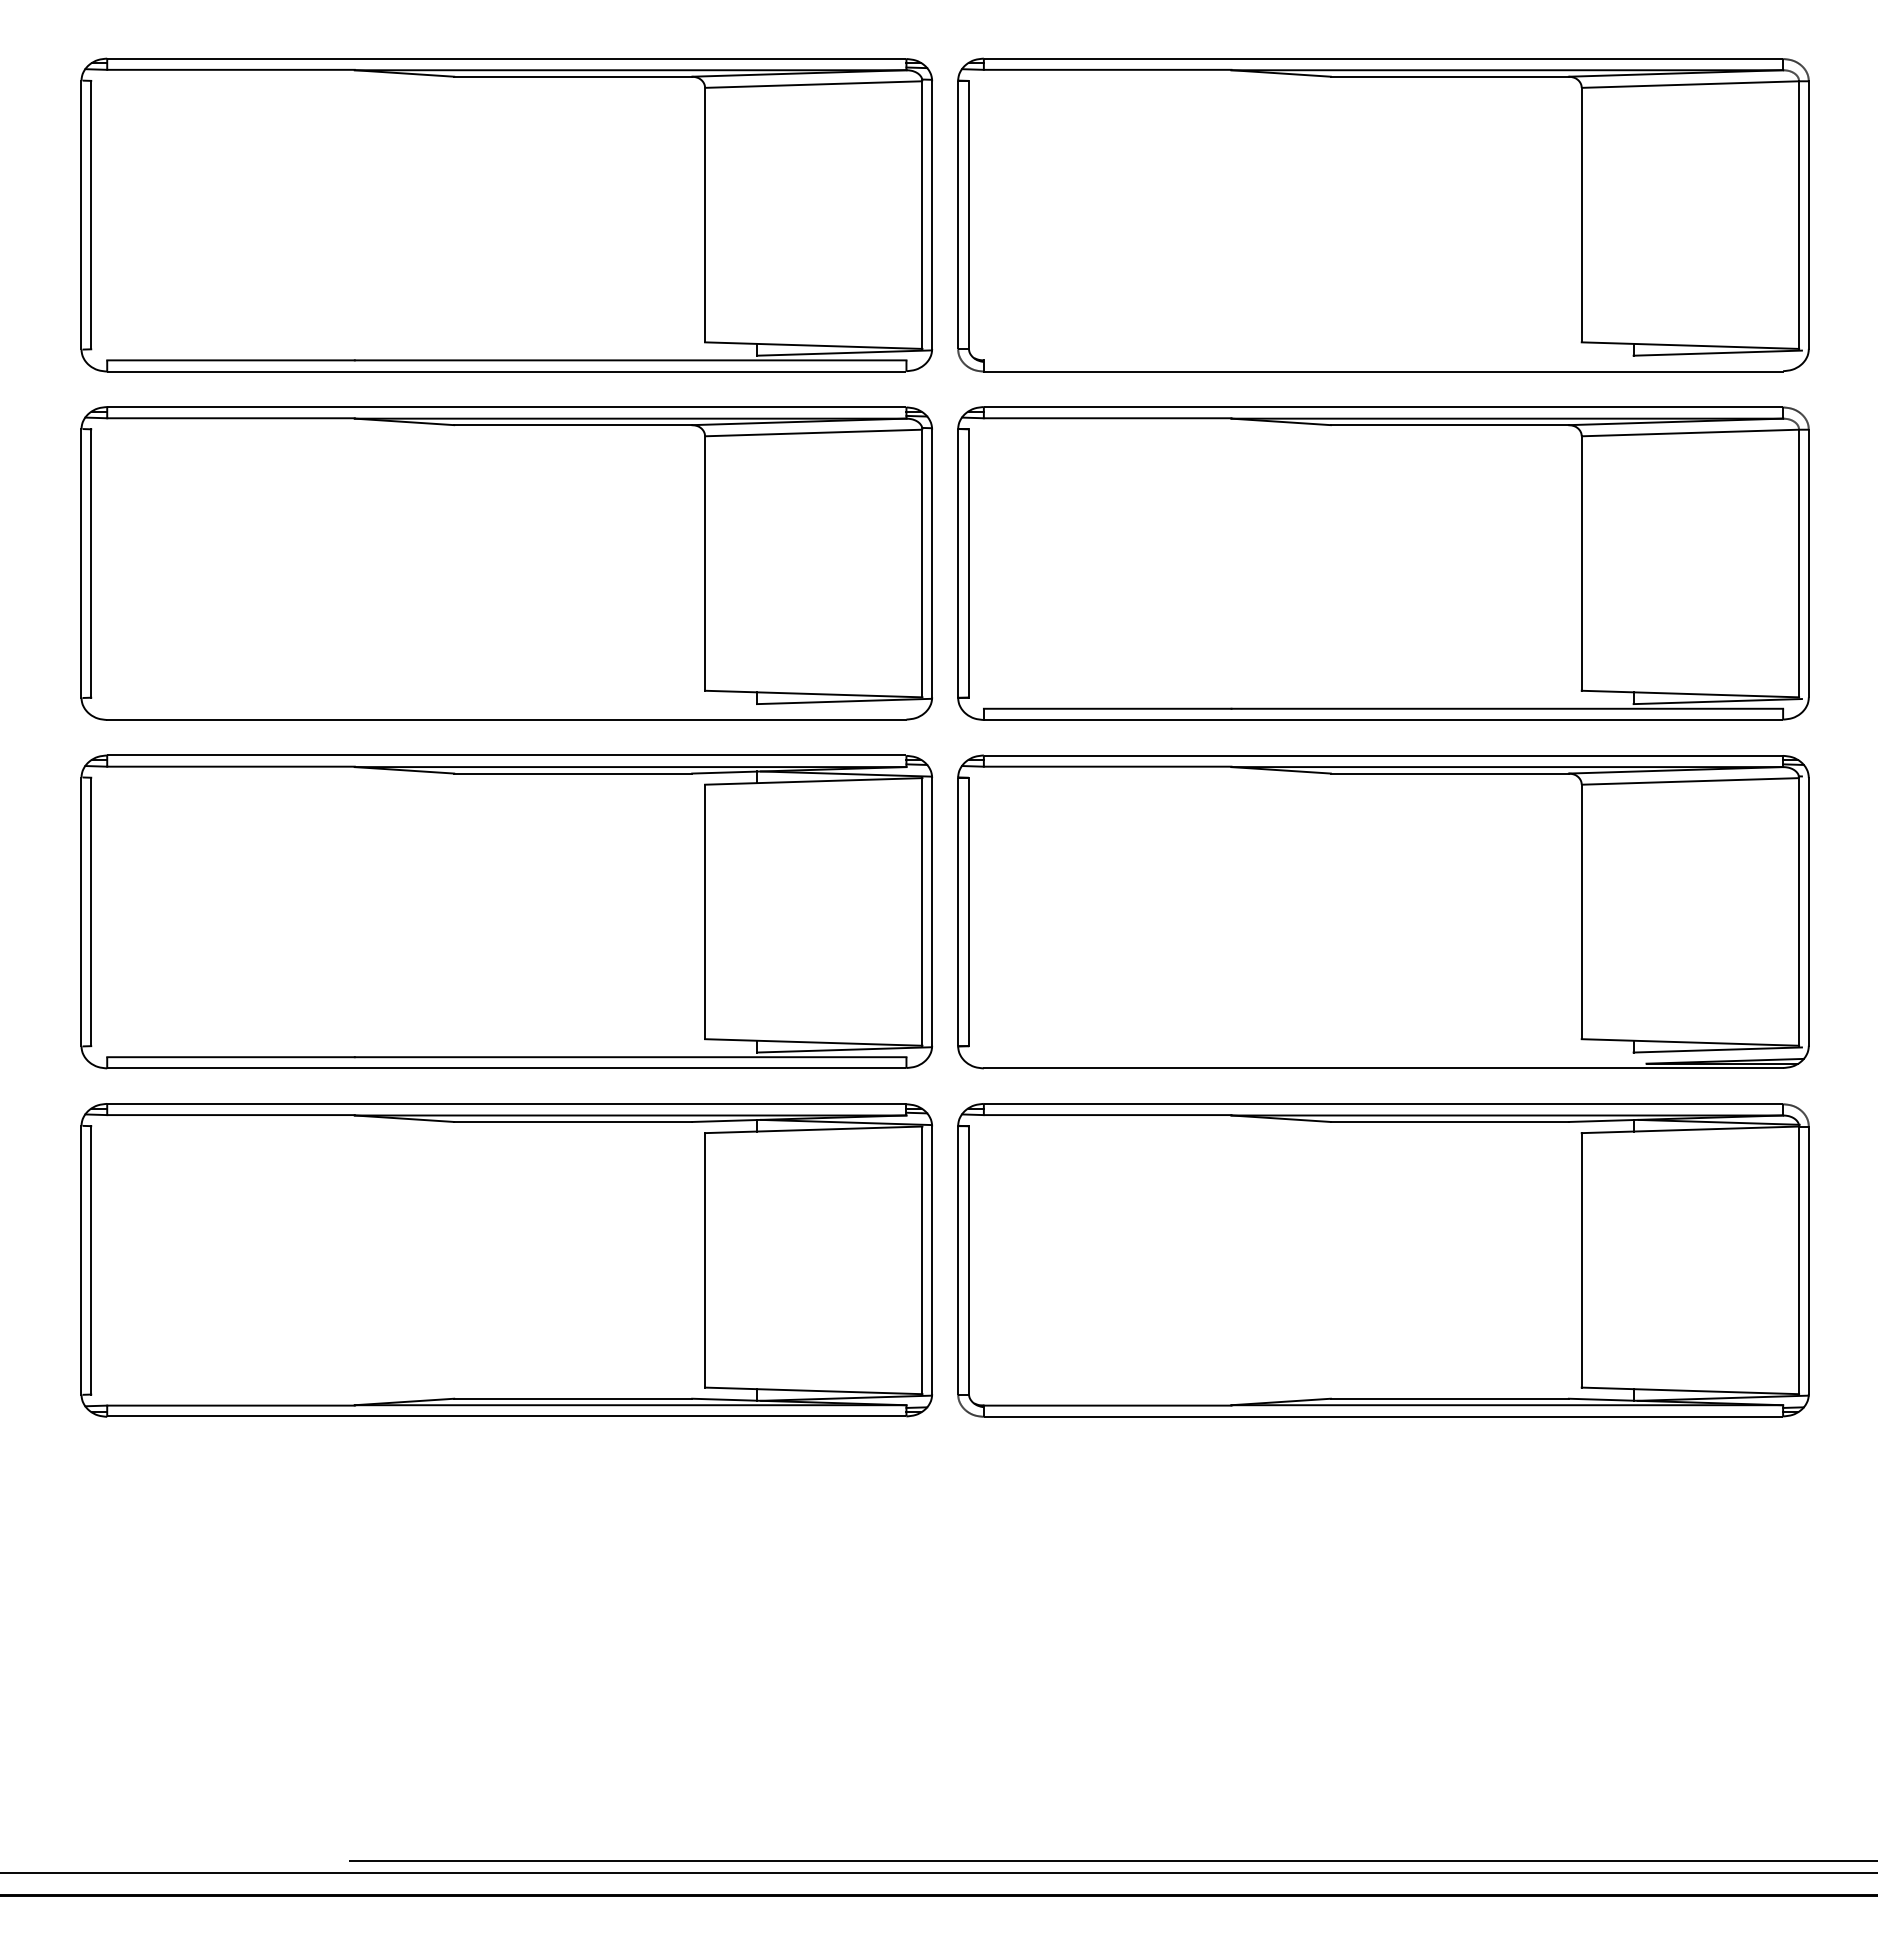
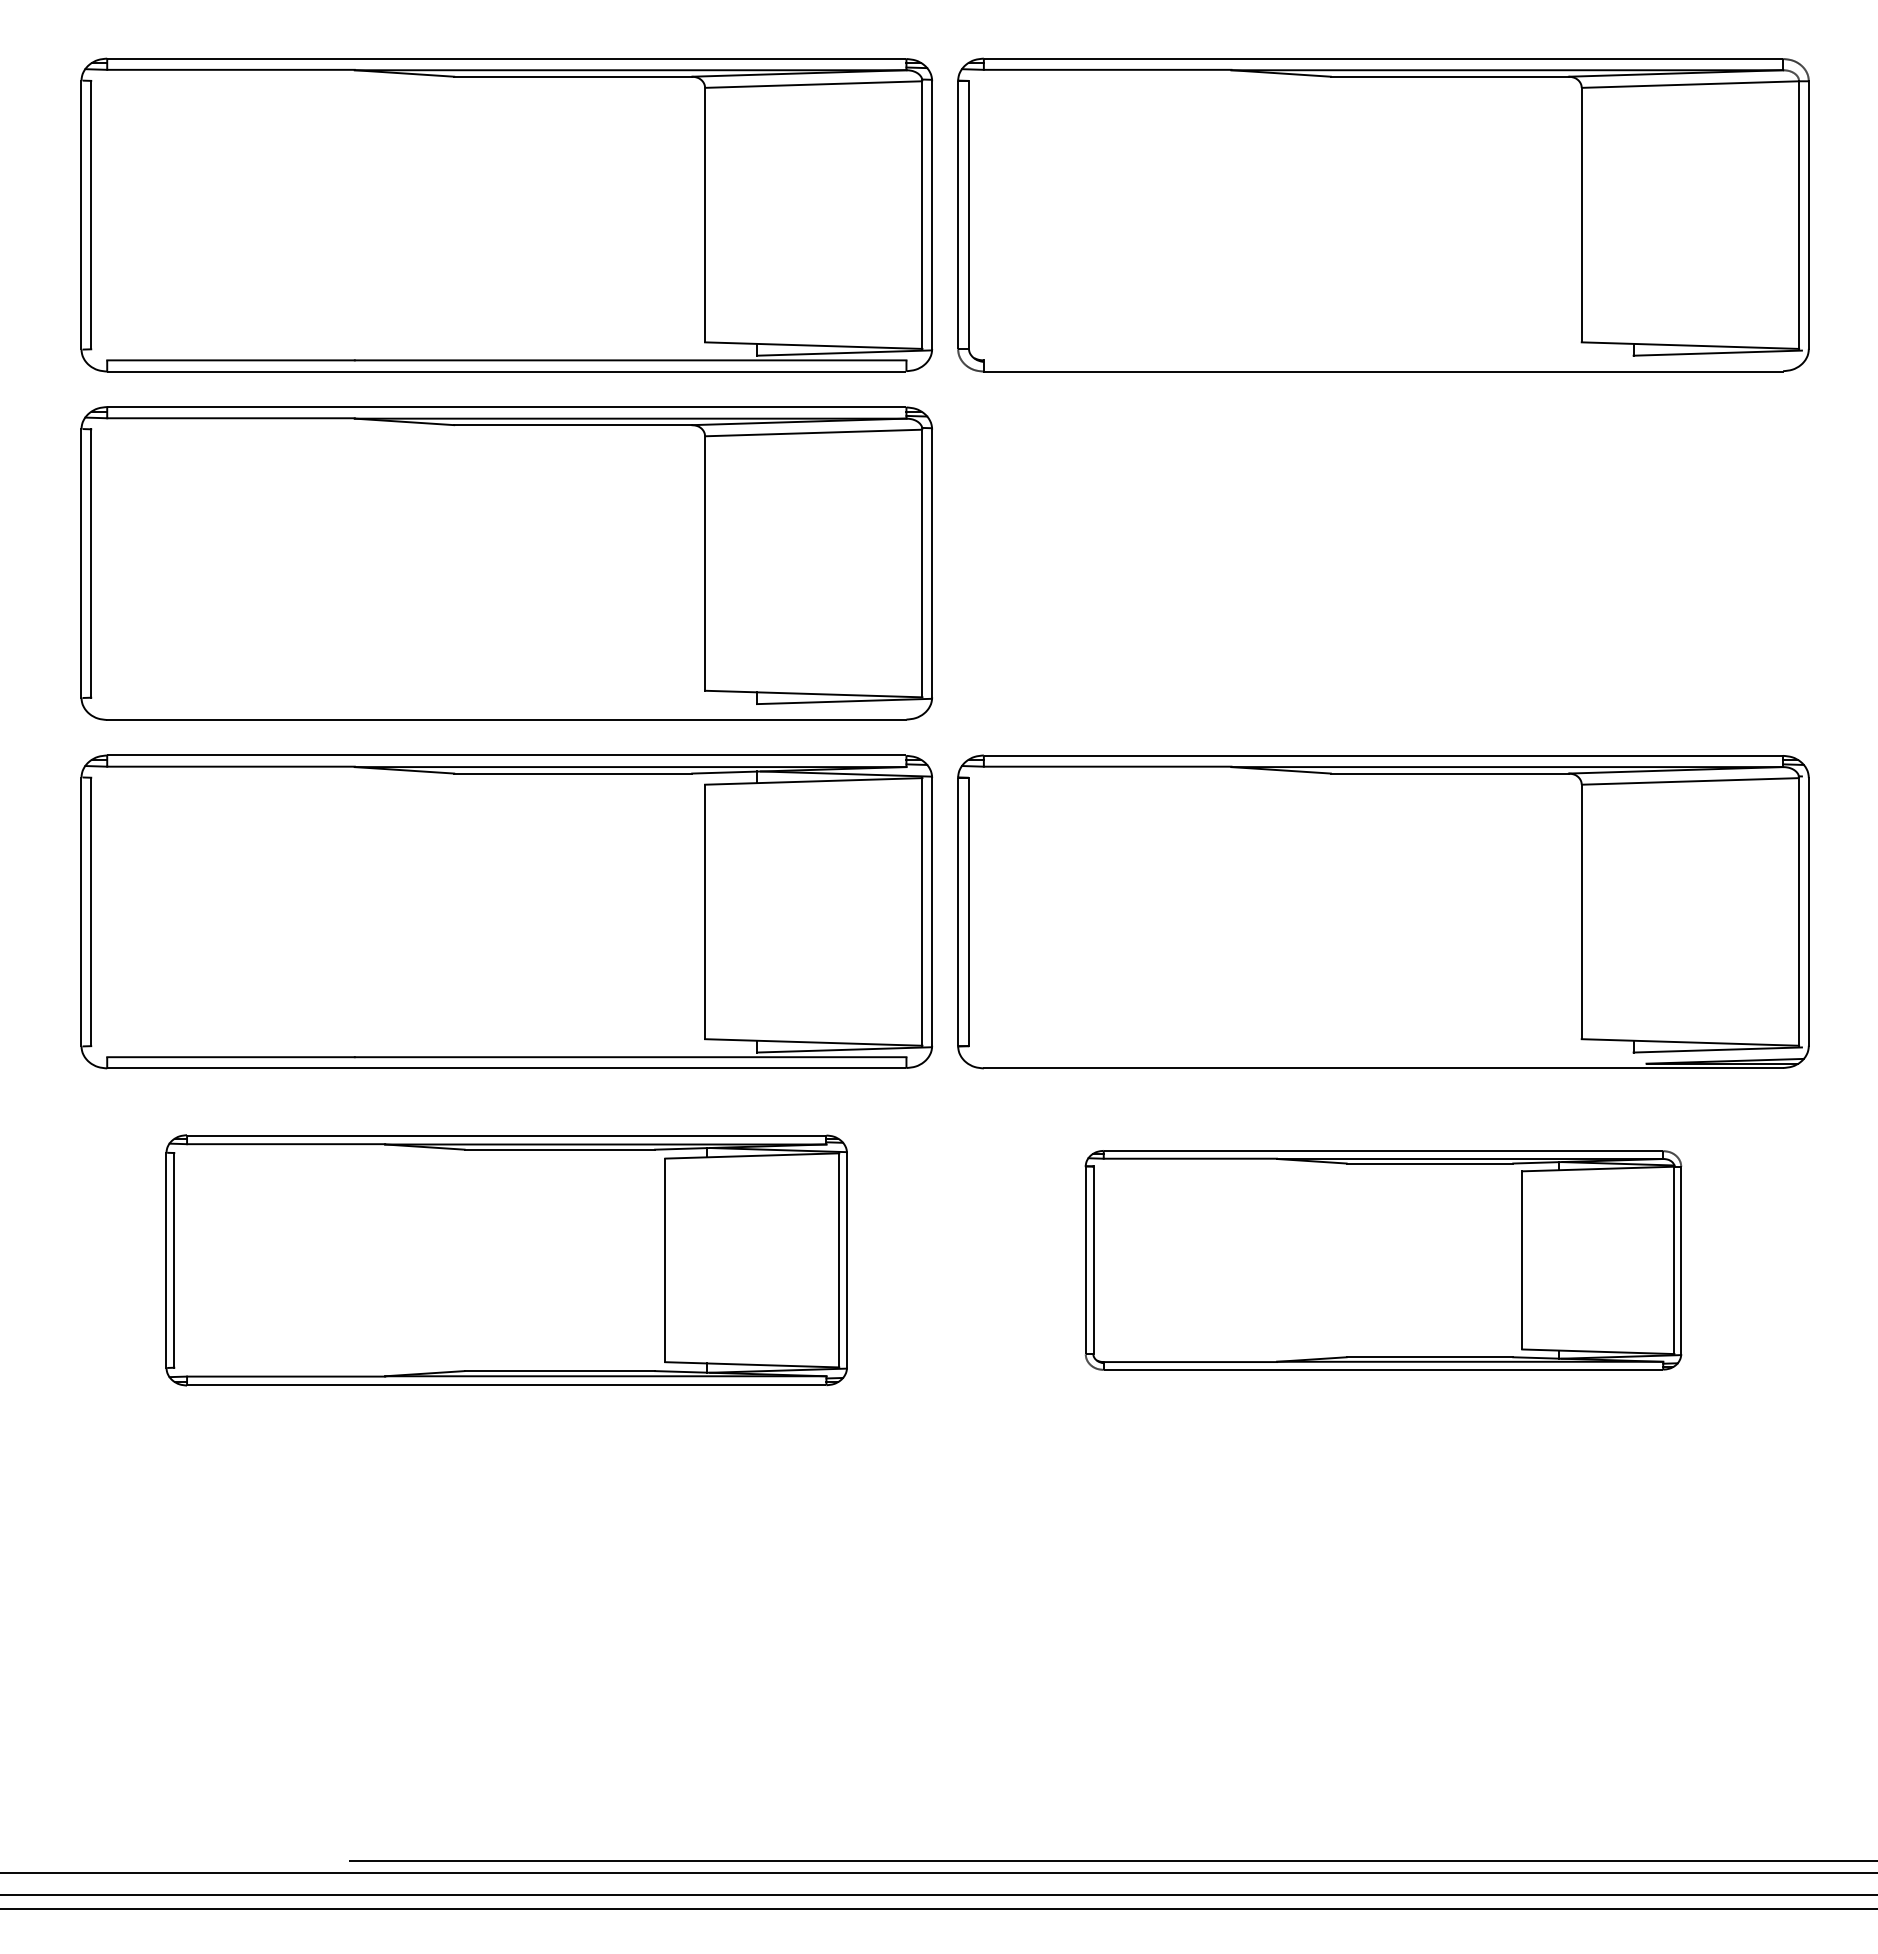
part: present -> none (1383, 563)
part size: 853x315 px -> 683x253 px (506, 1260)
part size: 853x315 px -> 599x221 px (1383, 1260)
line position: (938, 1895) -> (938, 1908) (938, 1908)
